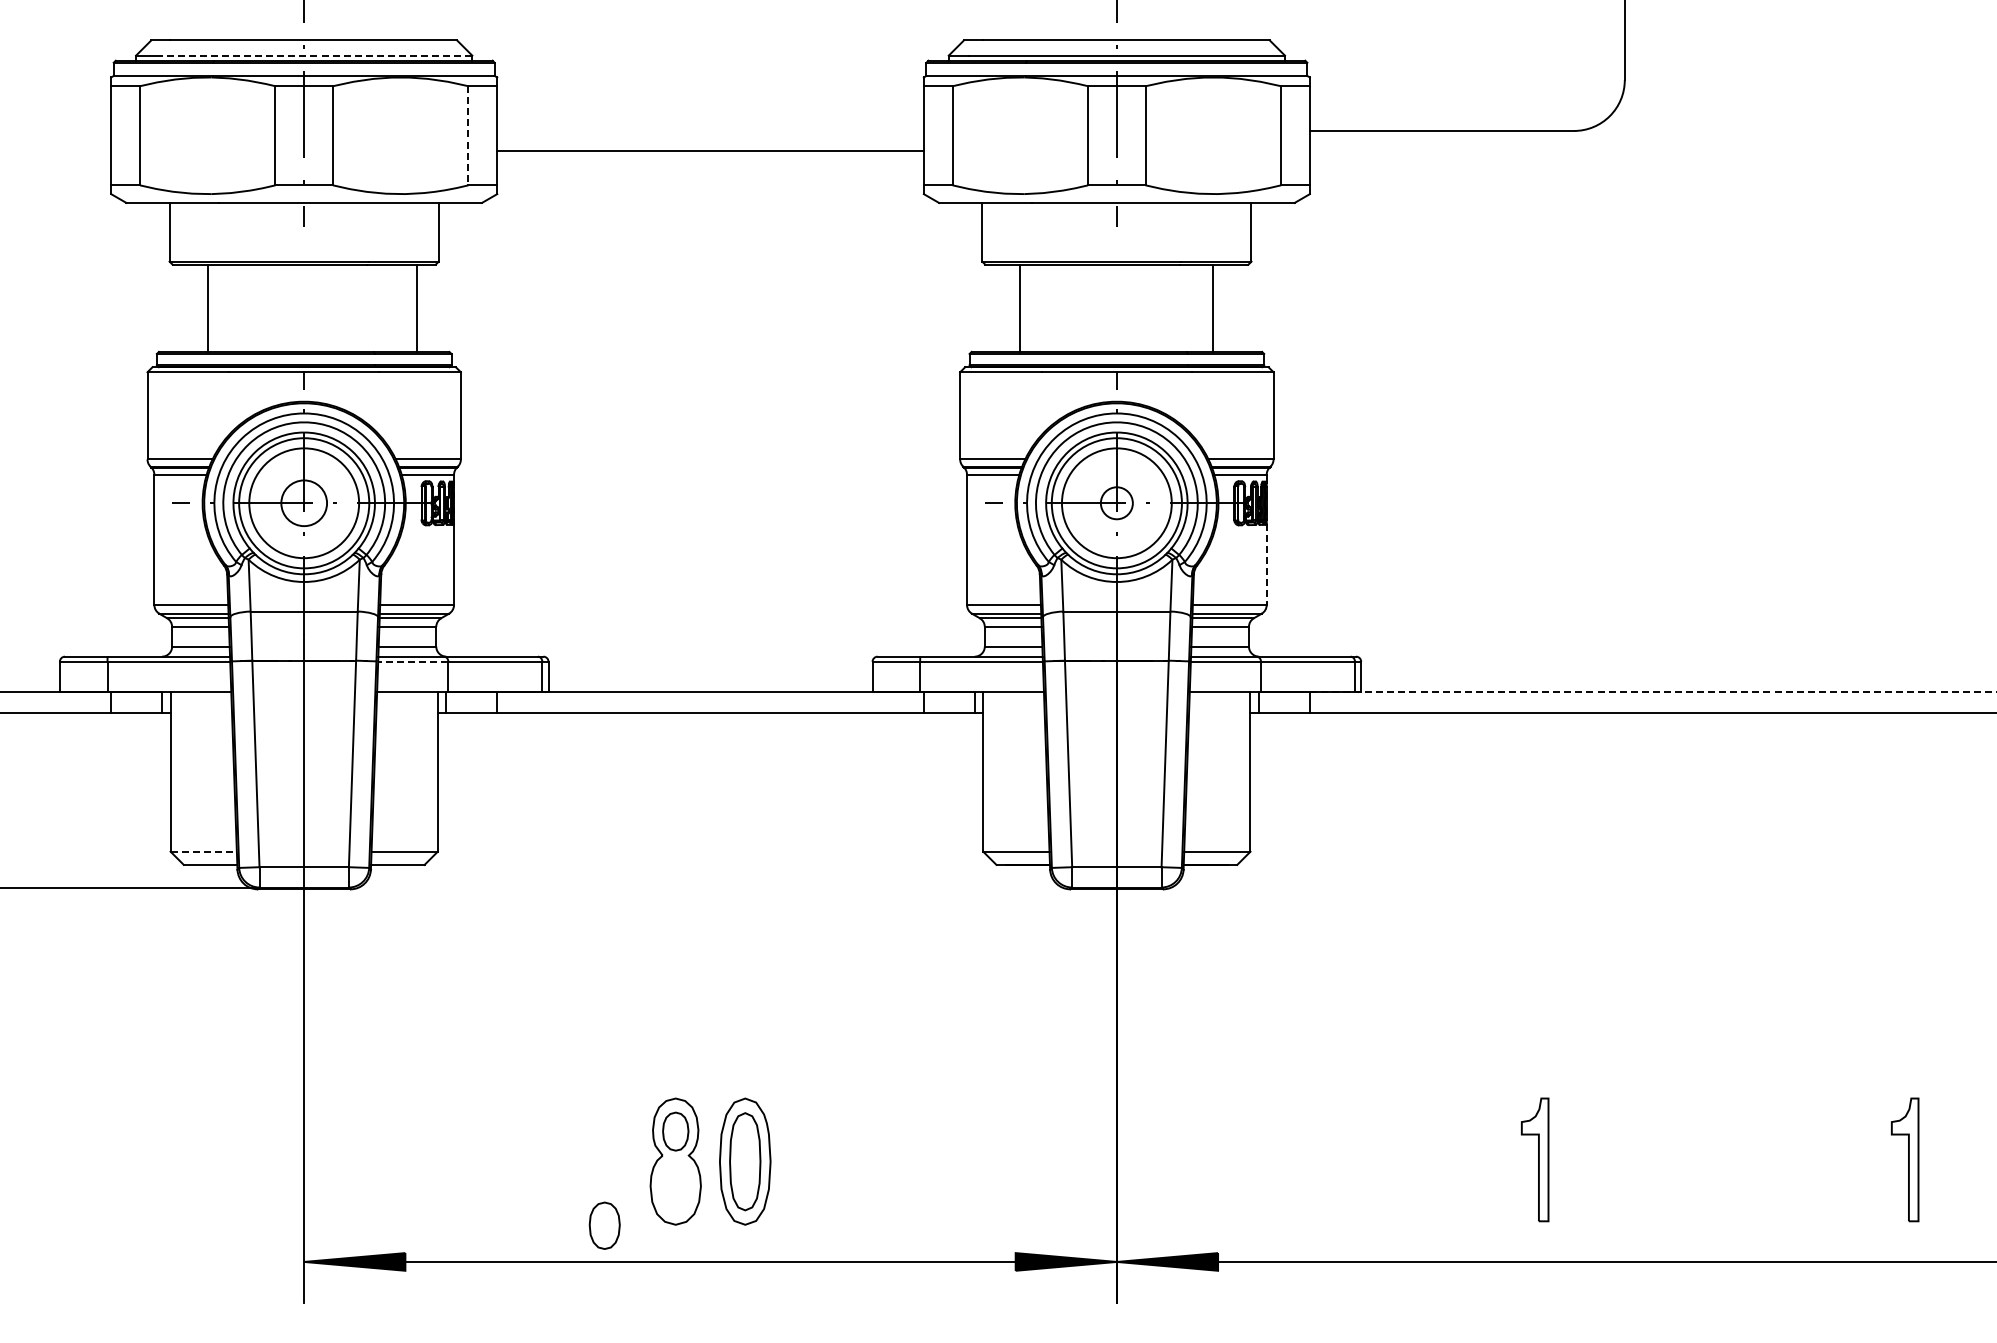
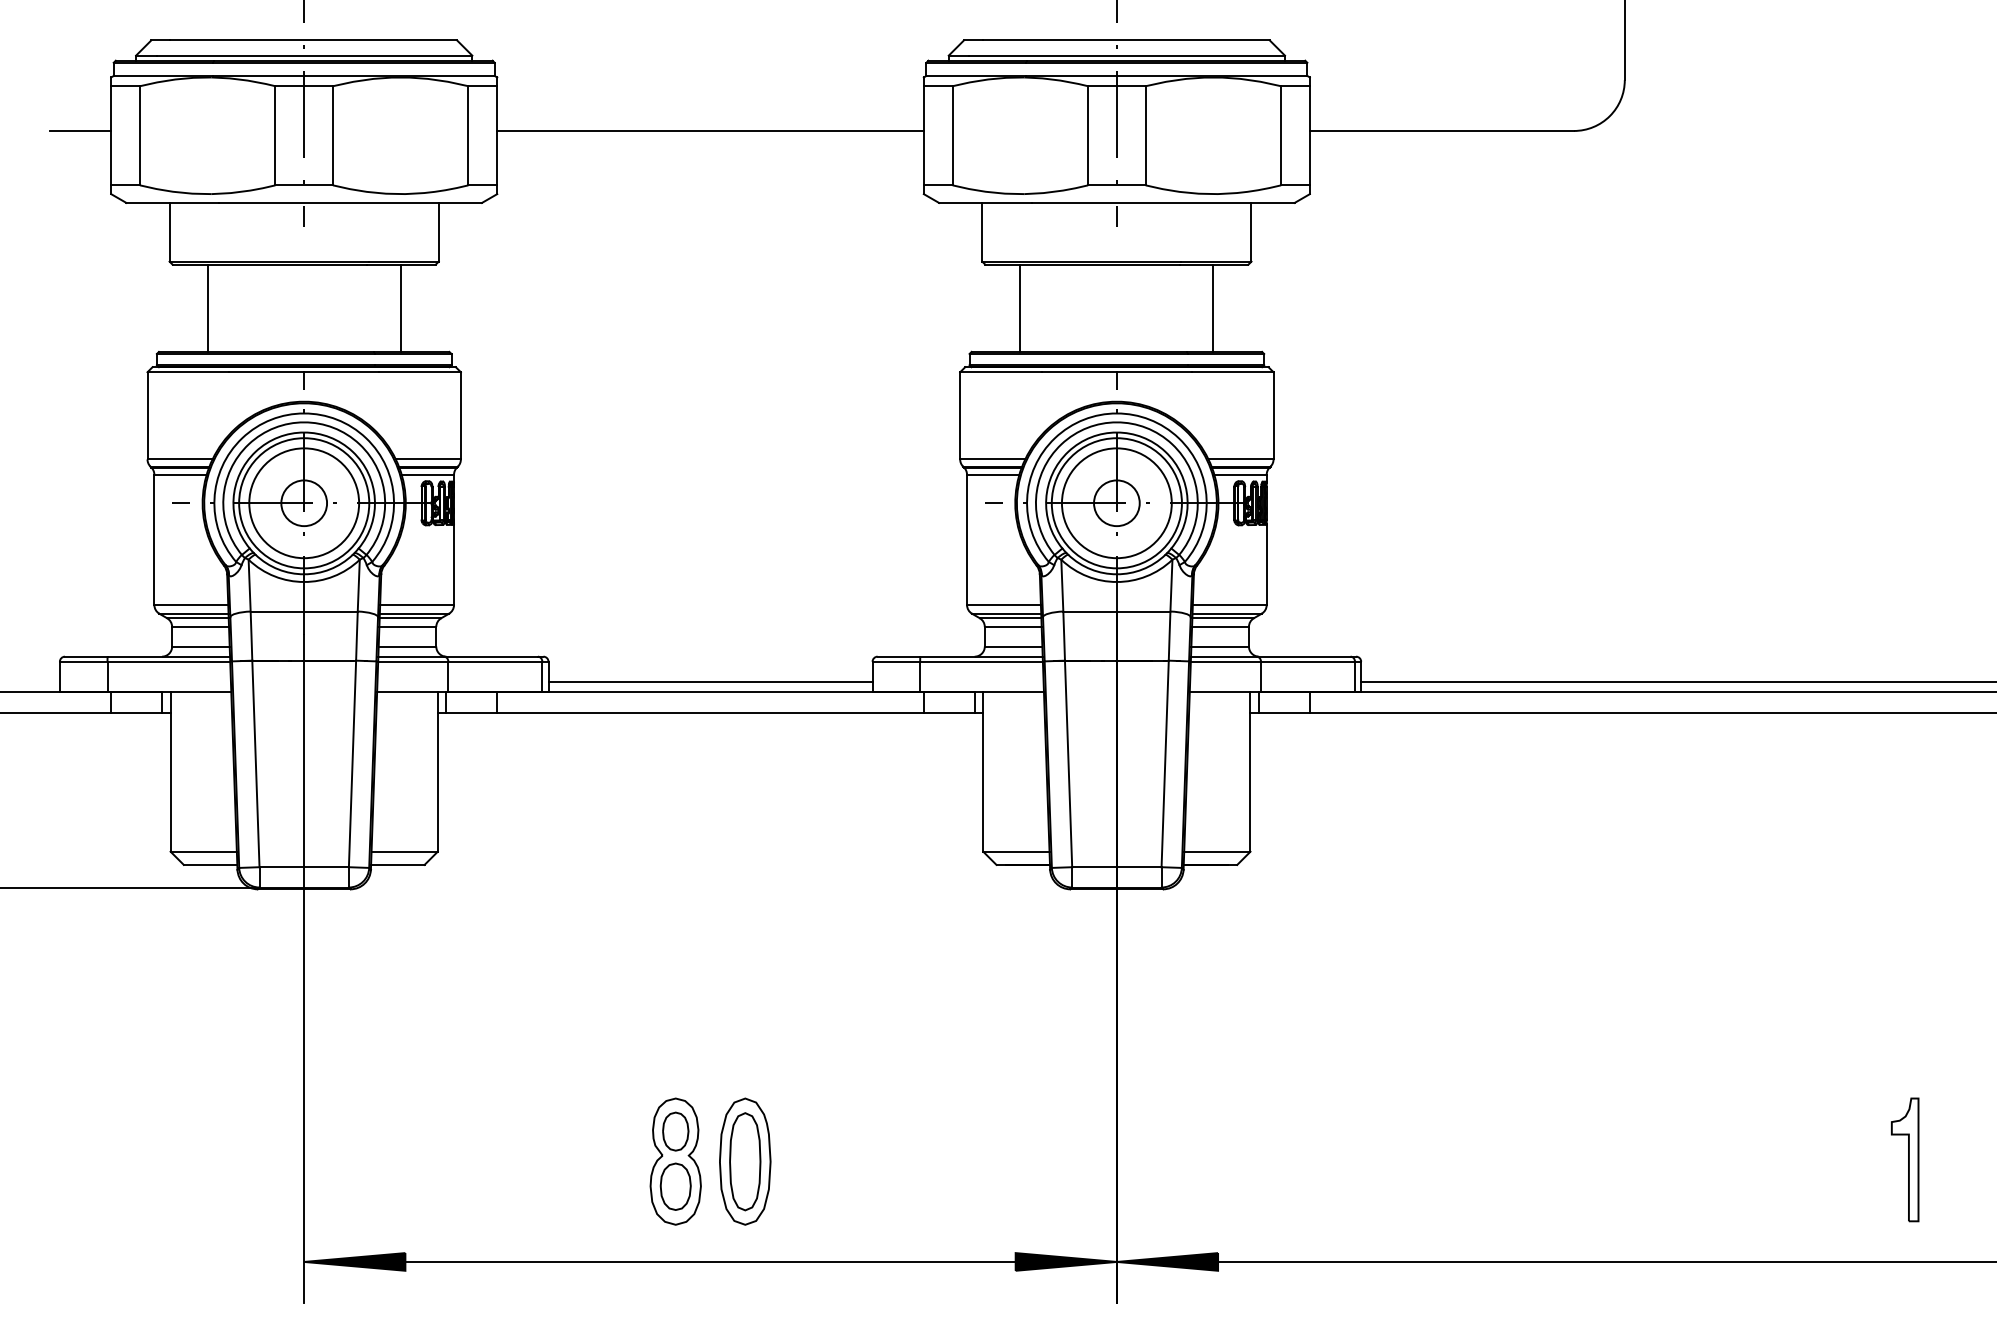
line: dashed -> solid (314, 55)
line: none -> present (80, 130)
line: dashed -> solid (468, 135)
line position: (710, 150) -> (710, 130) (710, 130)
line position: (416, 307) -> (400, 307) (400, 307)
circle diameter: 32 px -> 46 px (1116, 503)
line: dashed -> solid (1266, 564)
line: dashed -> solid (412, 661)
line: none -> present (710, 682)
line: none -> present (1677, 682)
line: dashed -> solid (1653, 692)
line: dashed -> solid (204, 851)
part: present -> none (1535, 1159)
part position: (604, 1225) -> (675, 1186) (675, 1186)
